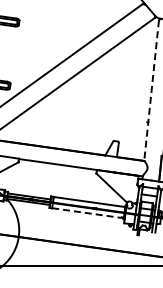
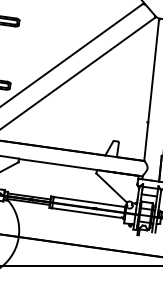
line: dashed -> solid (151, 90)
line: dashed -> solid (88, 213)
